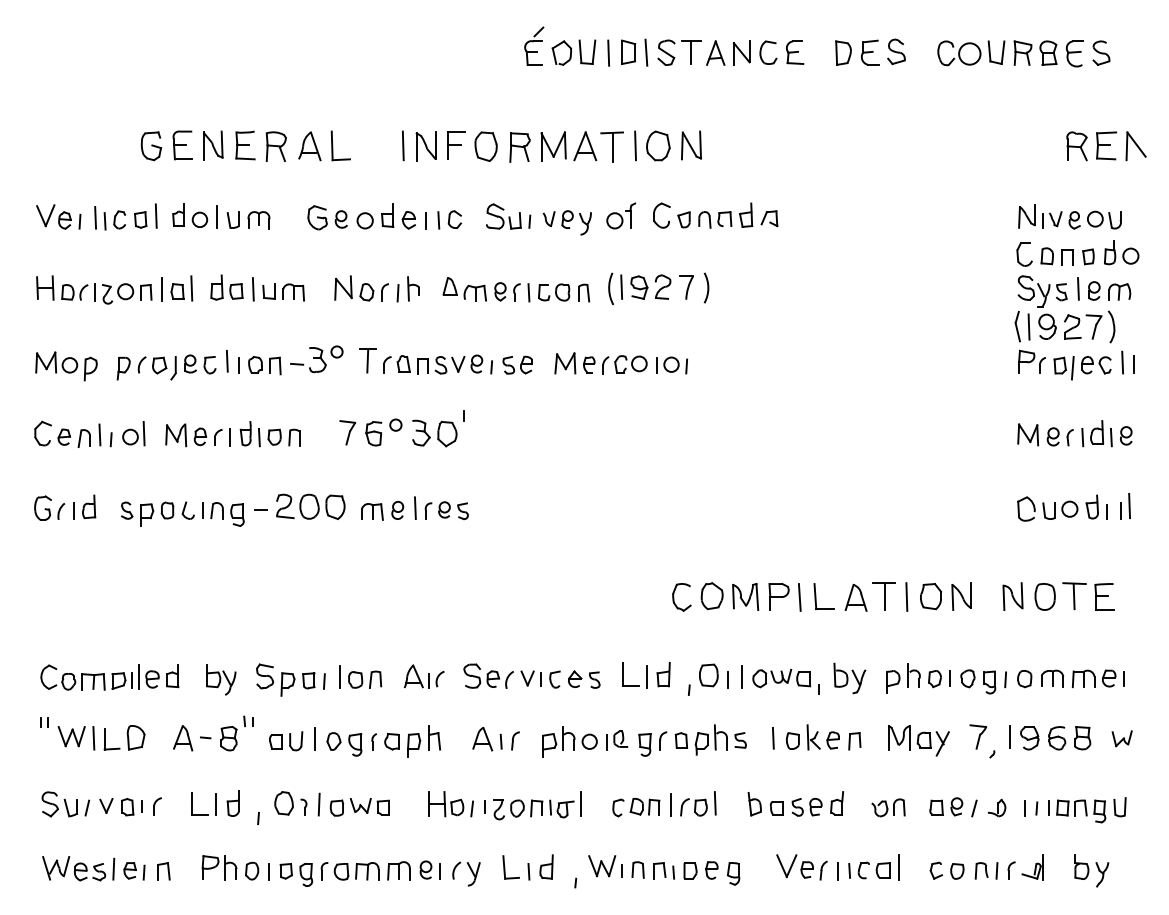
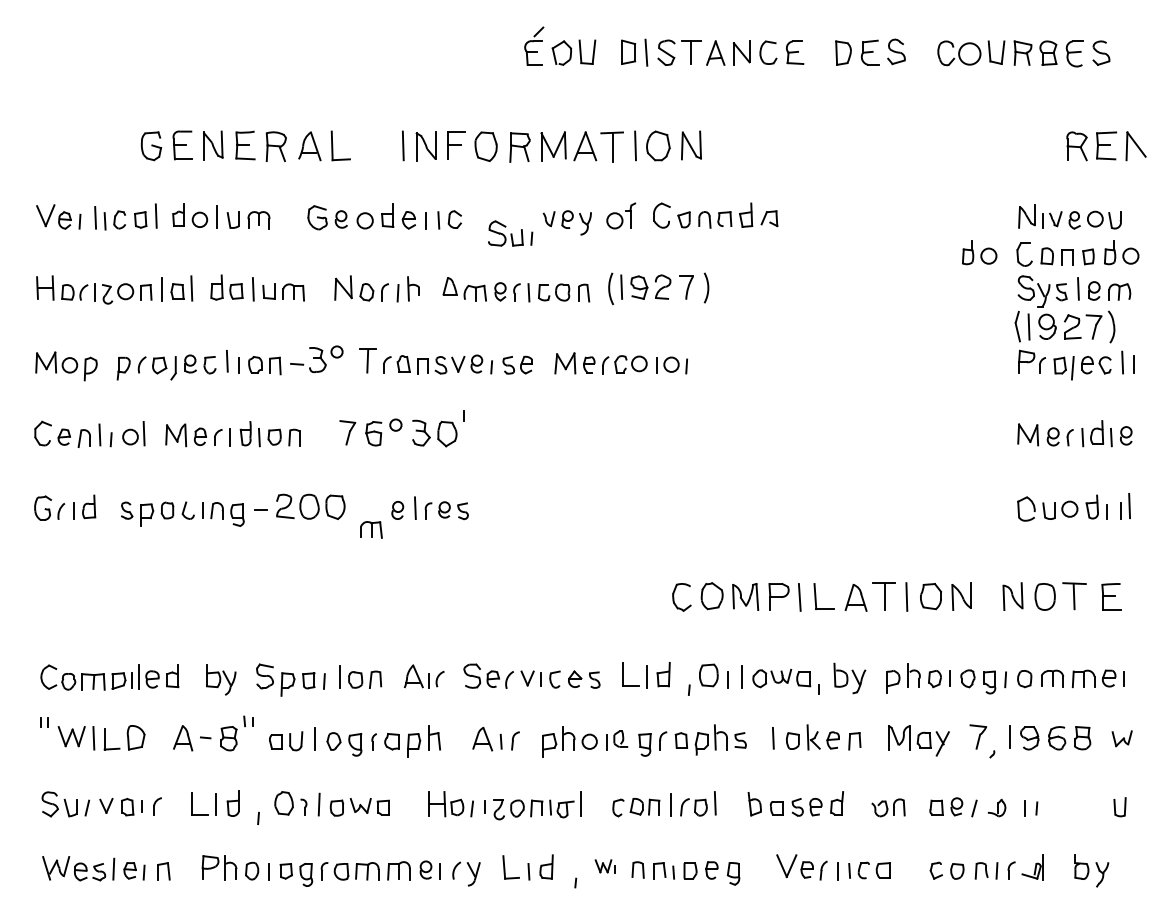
line: present -> none (608, 52)
part position: (508, 216) -> (510, 233) (510, 233)
part: none -> present (979, 252)
part position: (372, 511) -> (371, 529) (371, 529)
part position: (1104, 596) -> (1111, 596) (1111, 596)
part: present -> none (1077, 811)
part size: 35x23 px -> 22x15 px (604, 866)
line: present -> none (898, 867)
